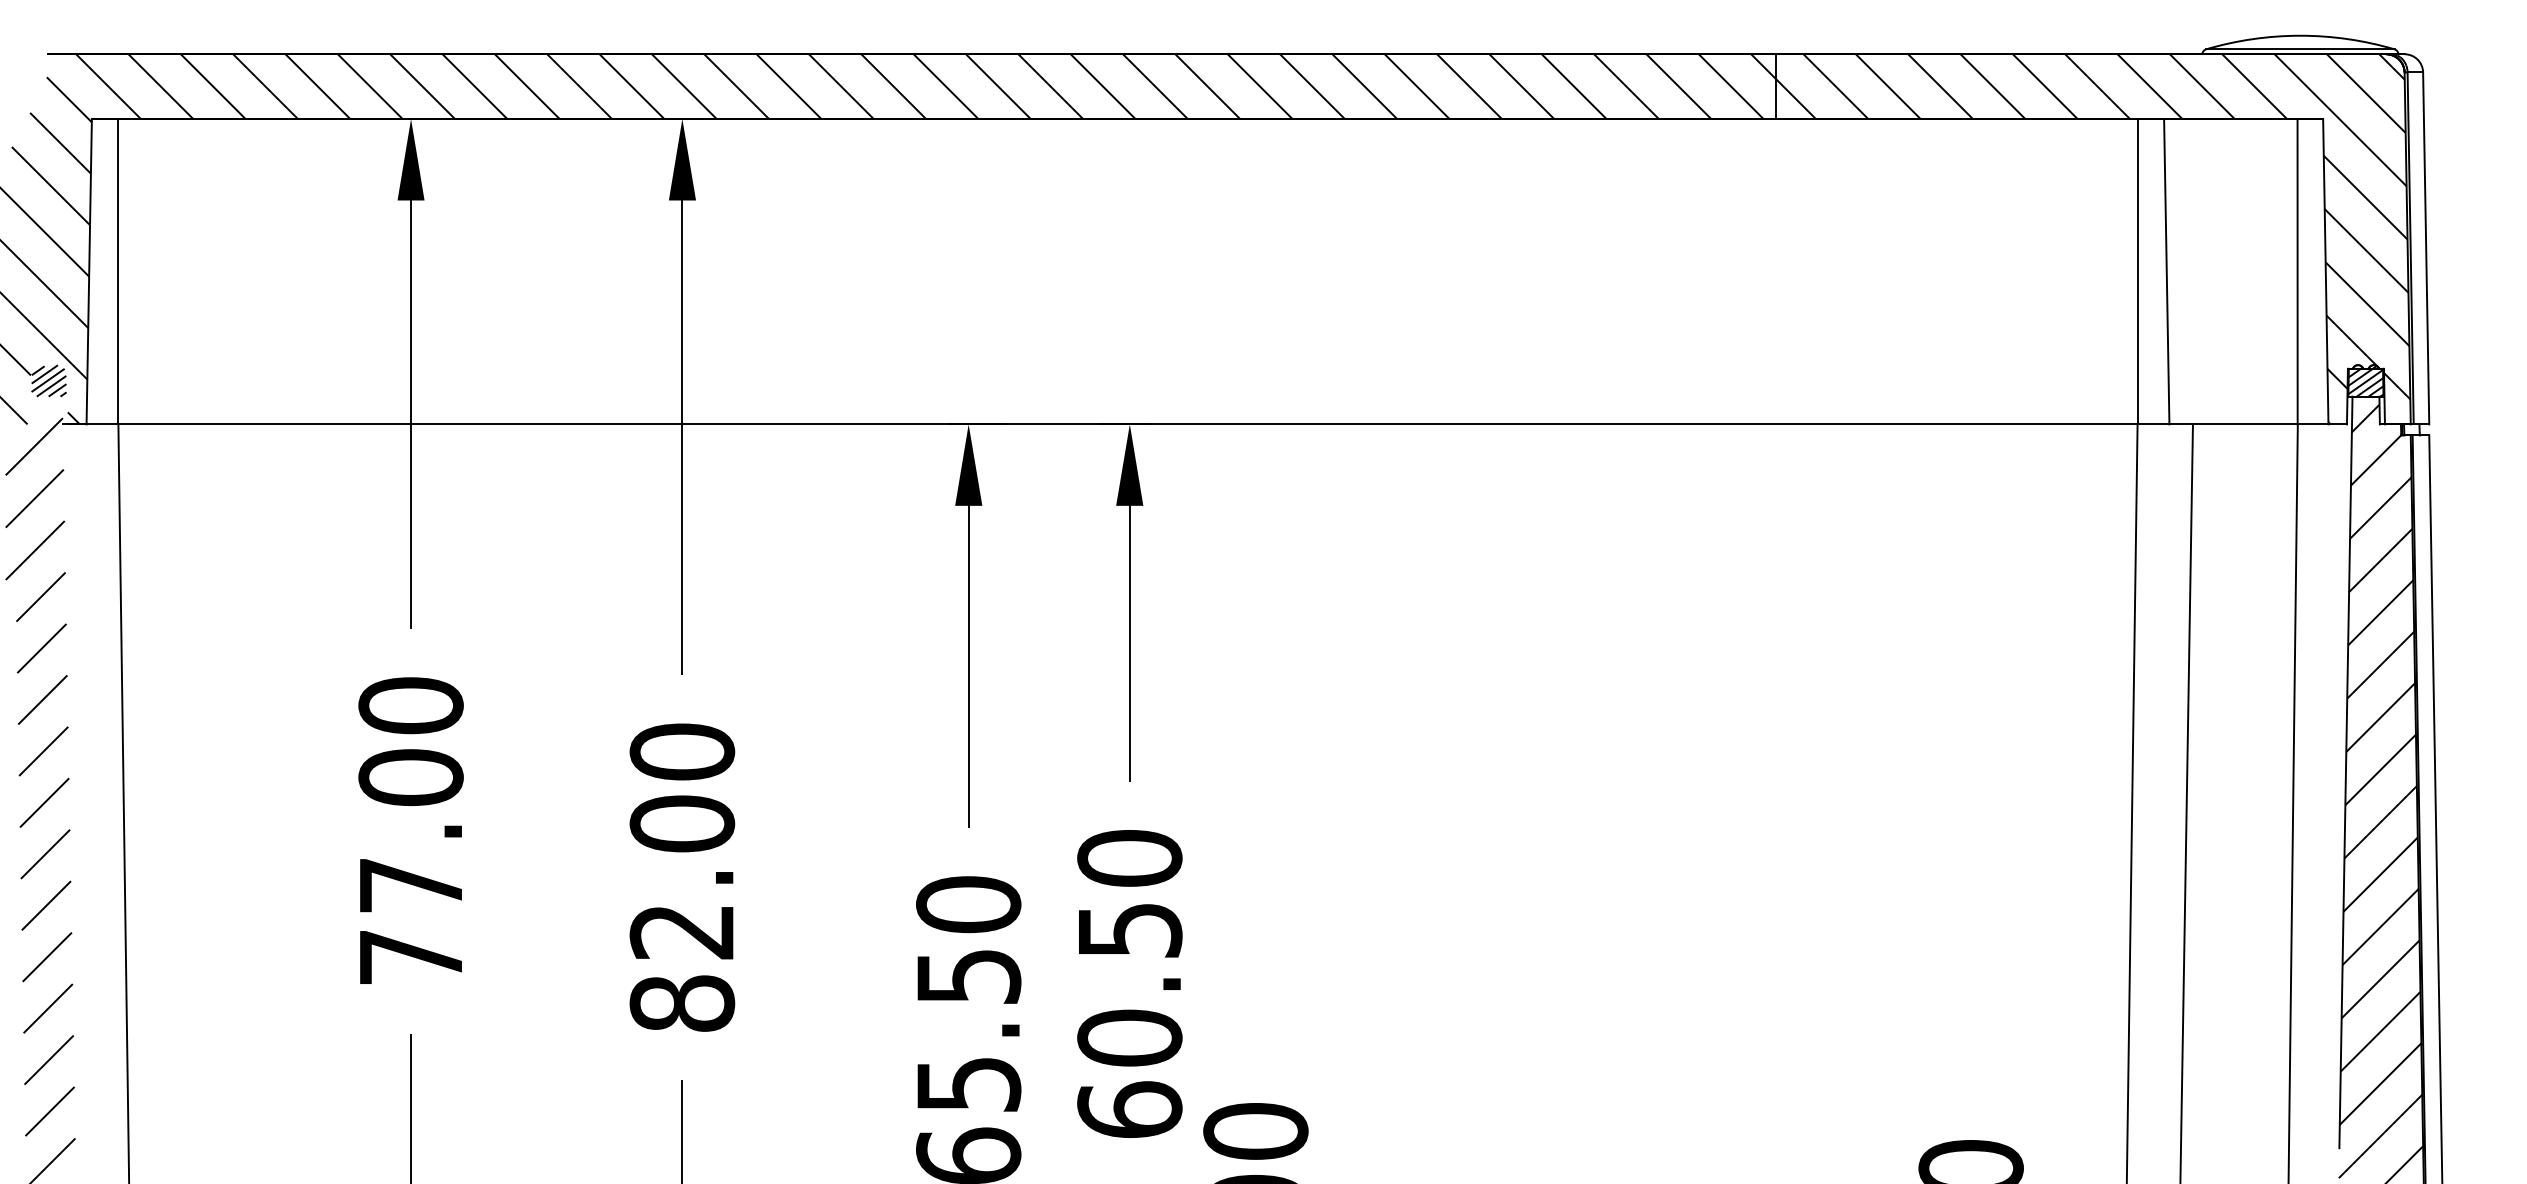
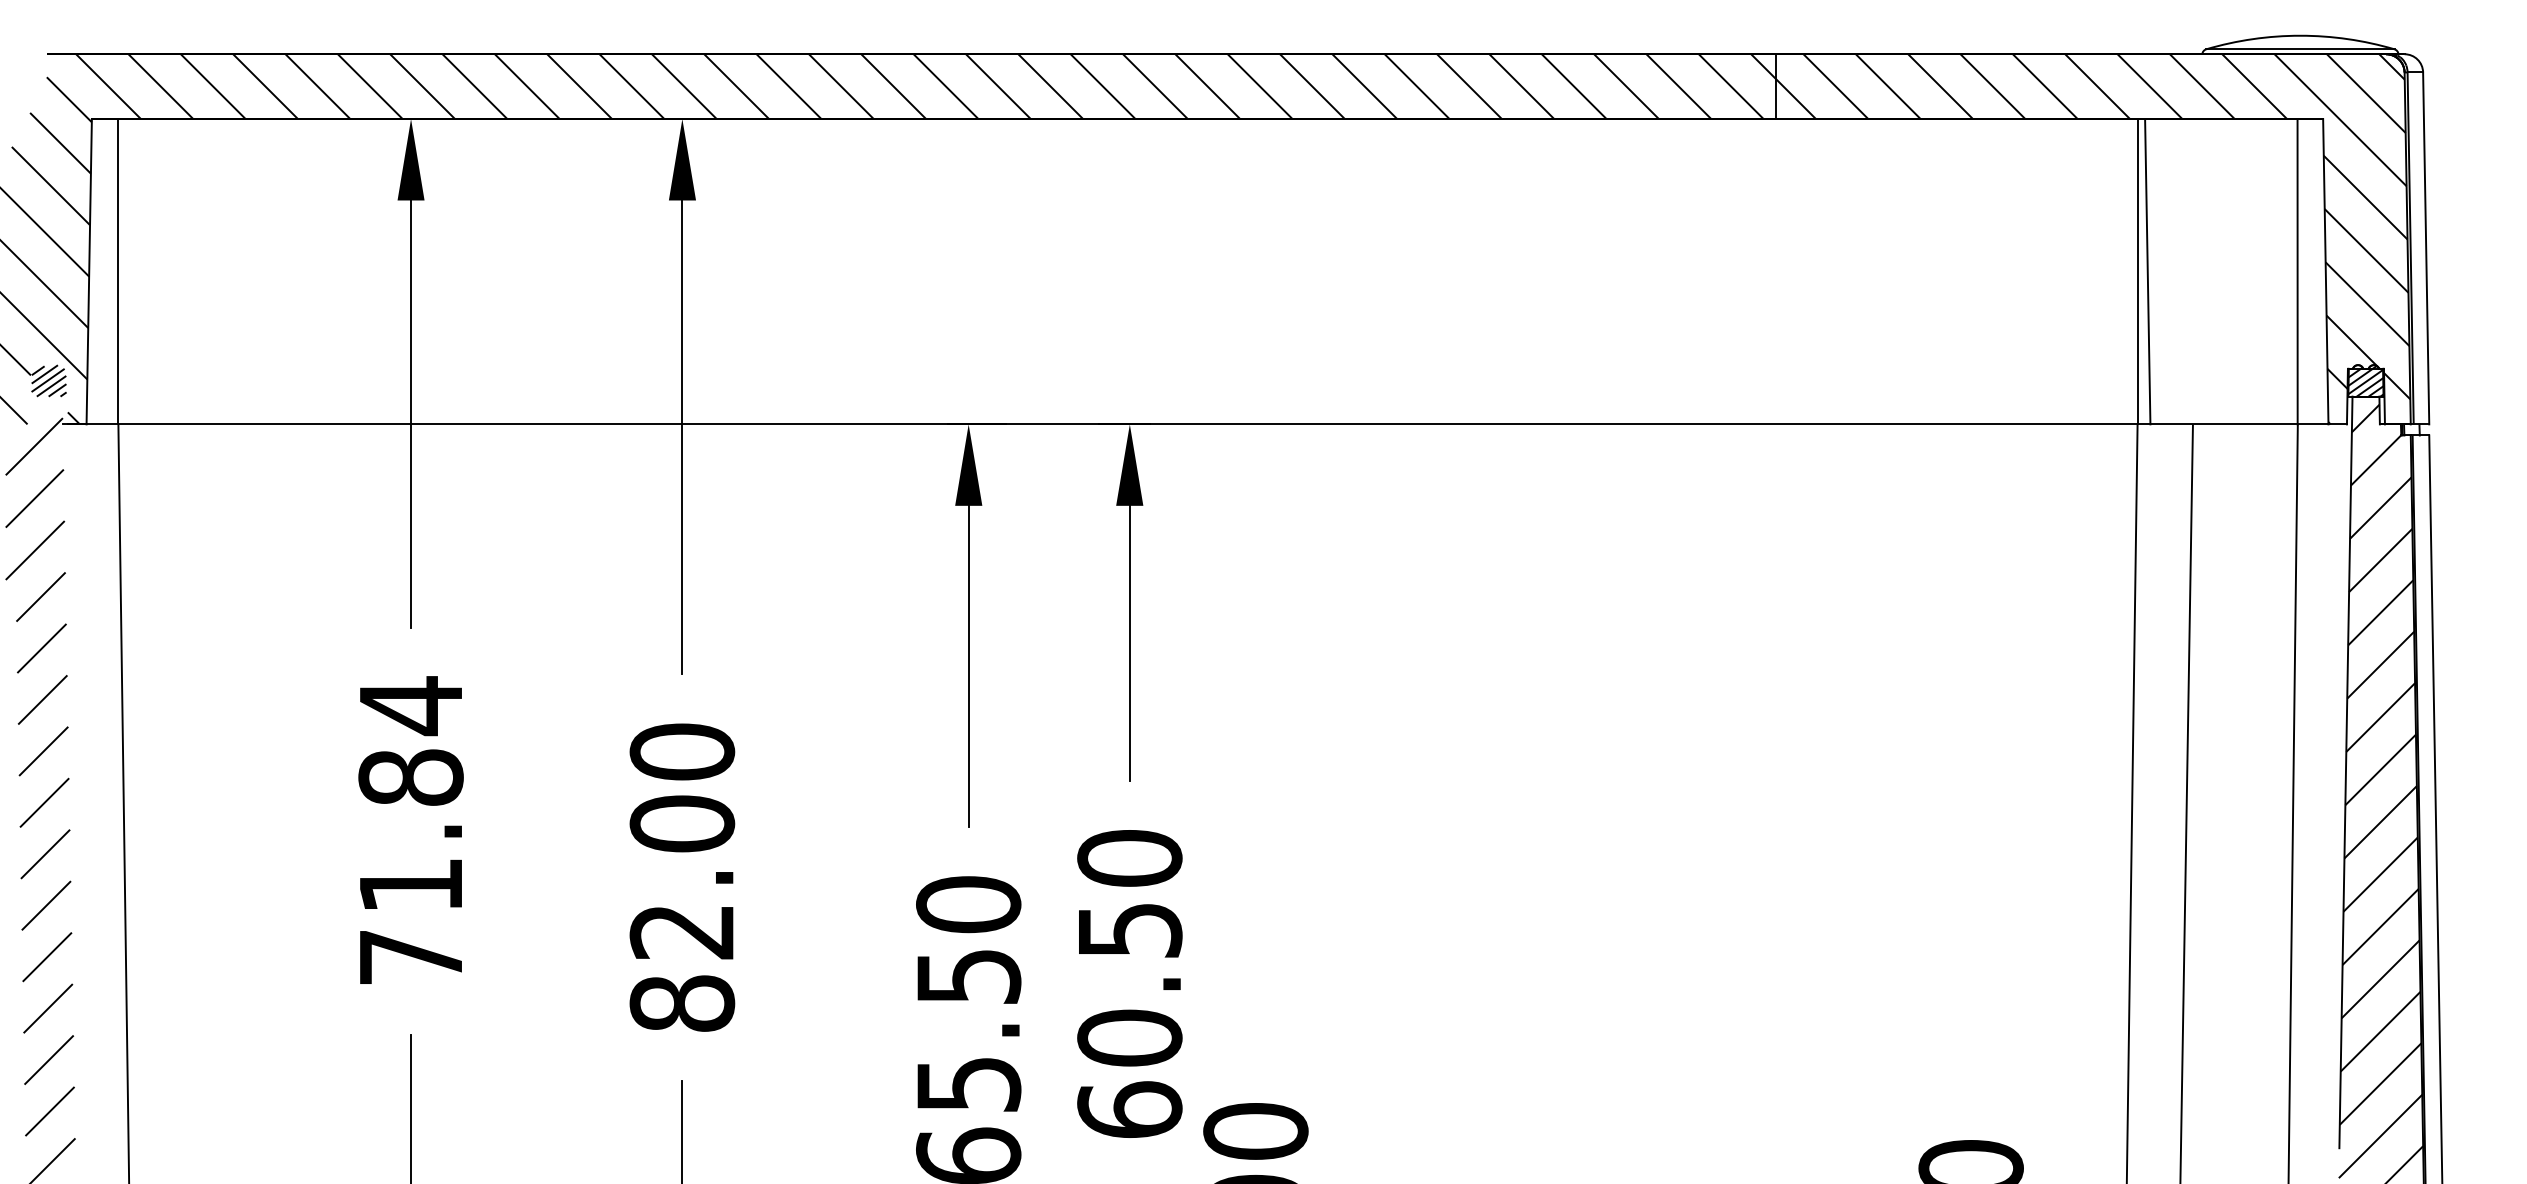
line position: (2166, 271) -> (2147, 271) (2147, 271)
text: 77.00 -> 71.84 (410, 794)
